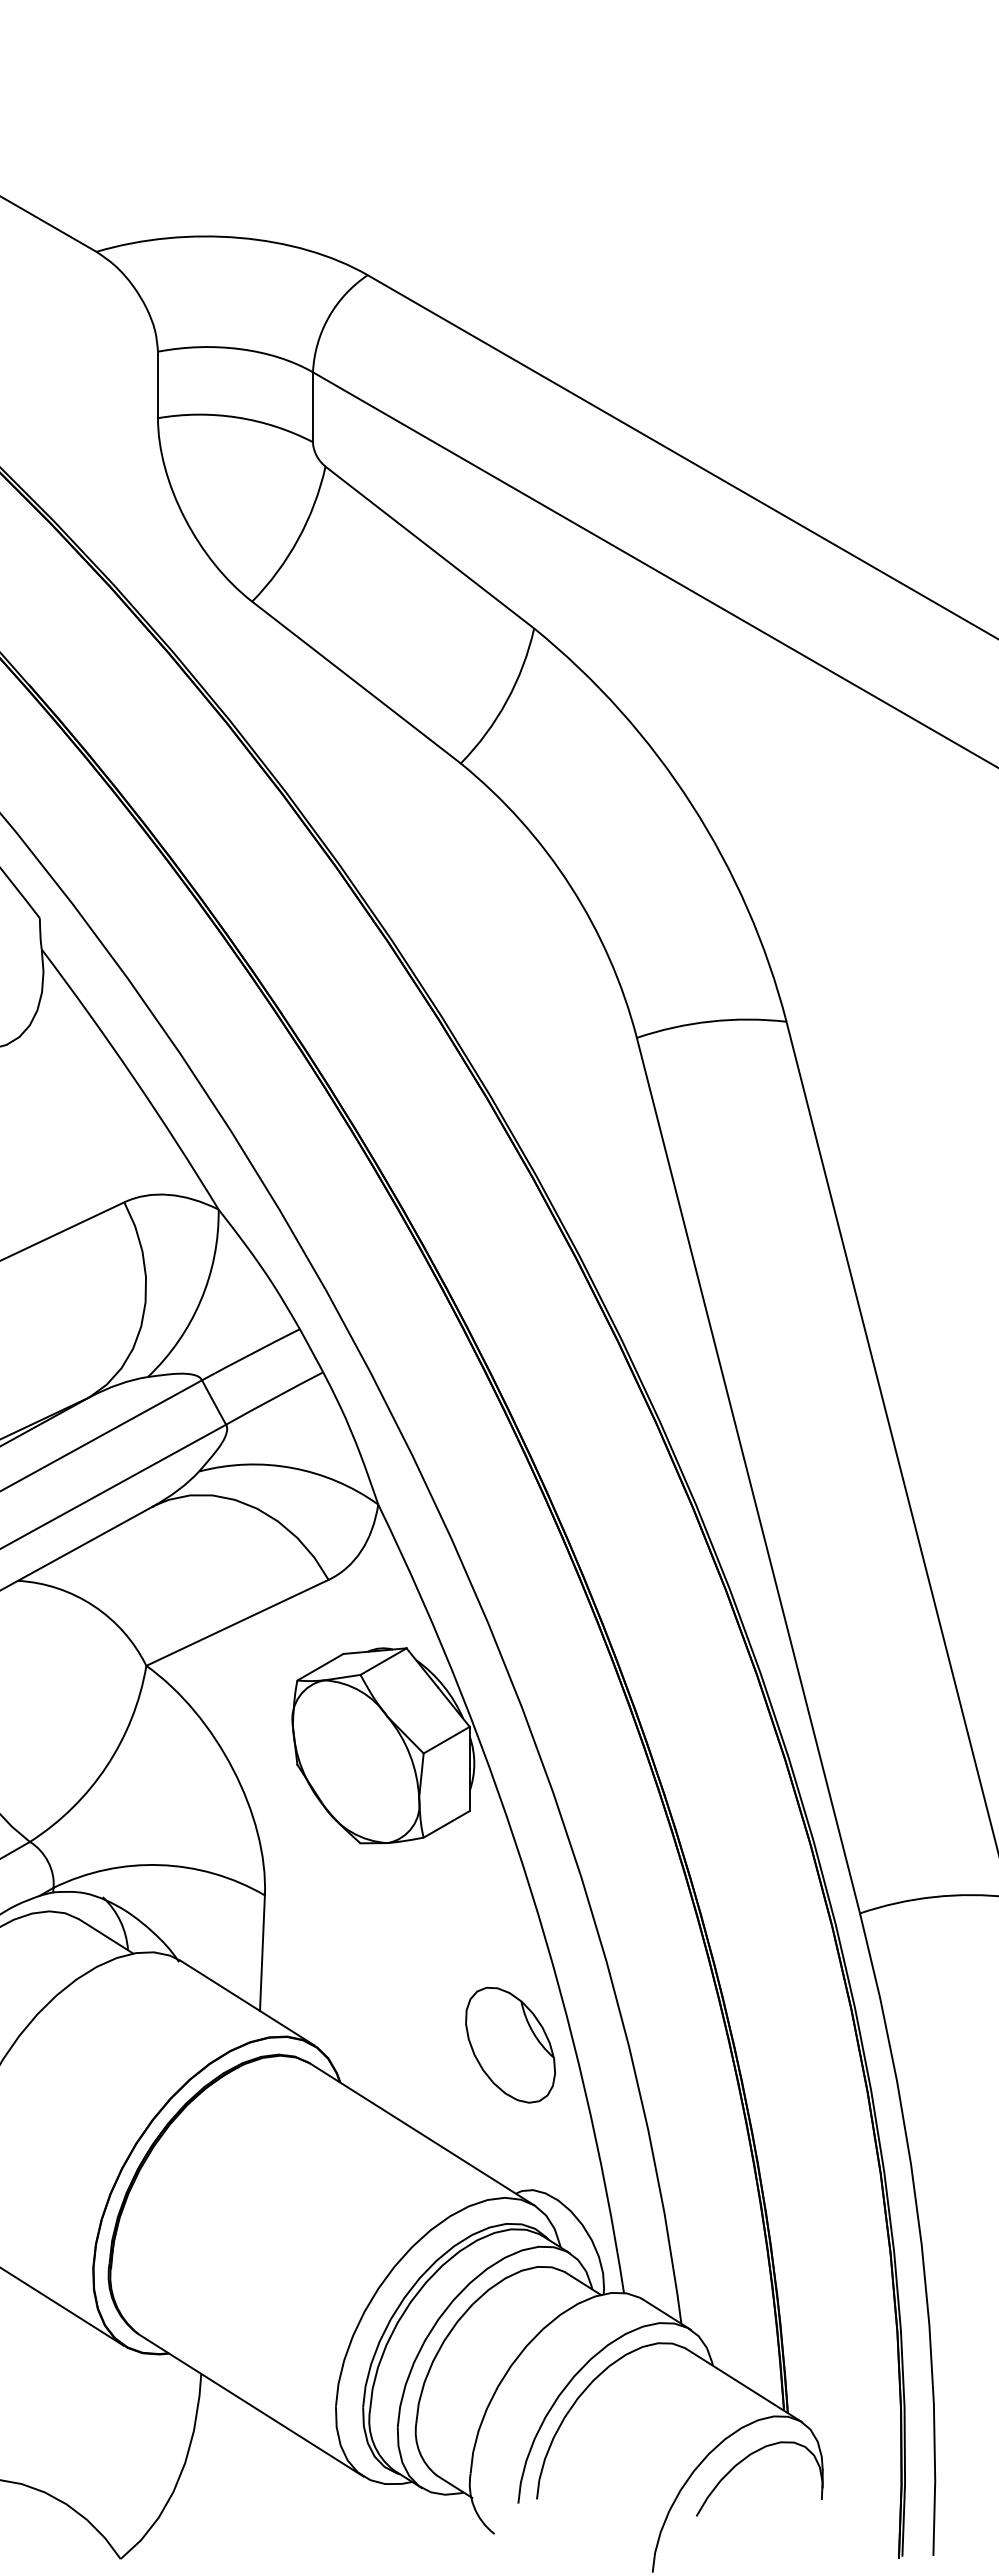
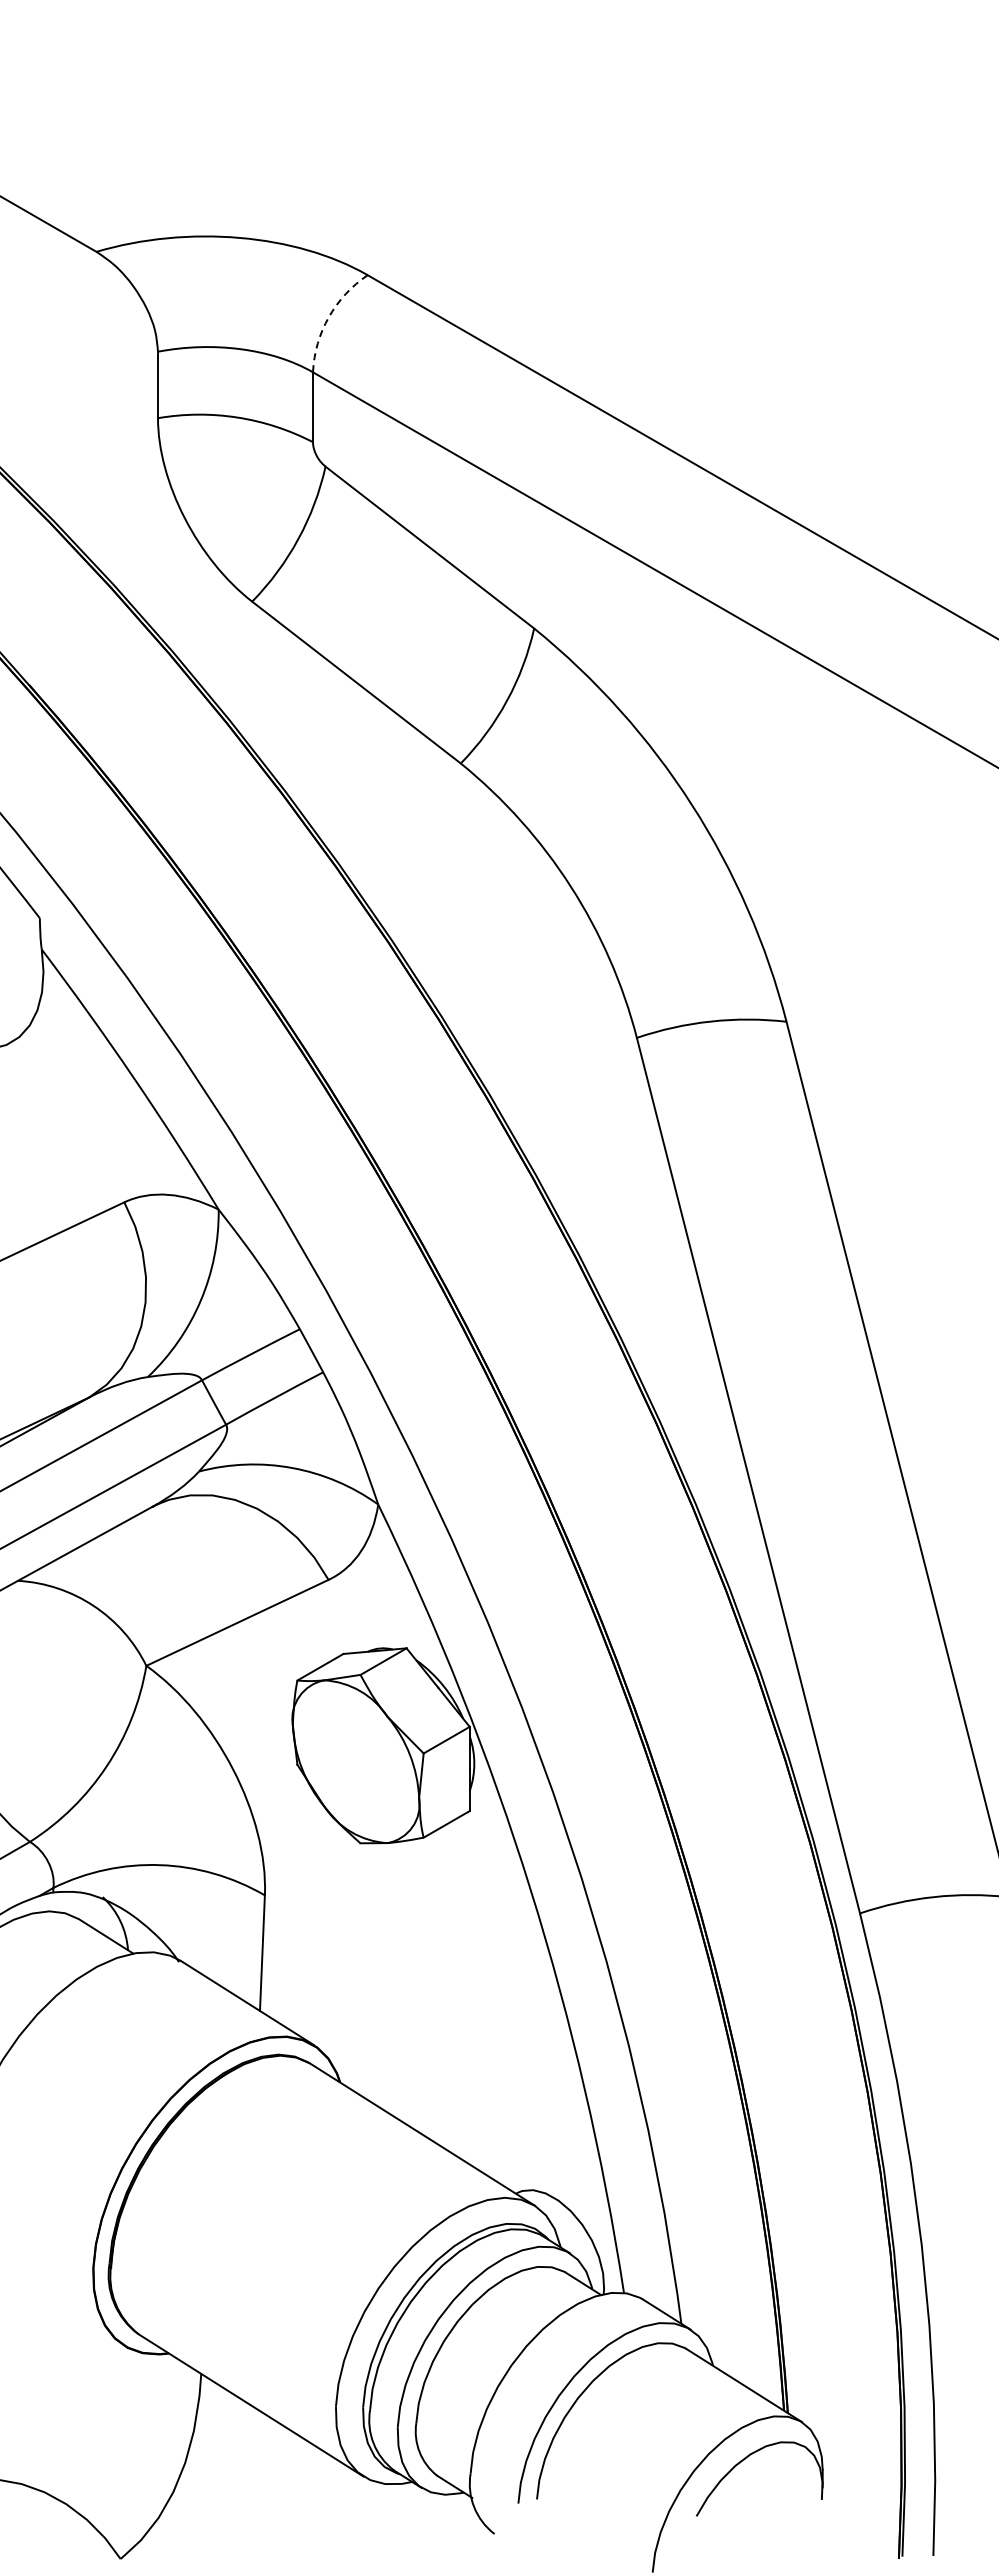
arc: solid -> dashed (328, 317)
part: present -> none (510, 2044)
line: present -> none (62, 2307)
